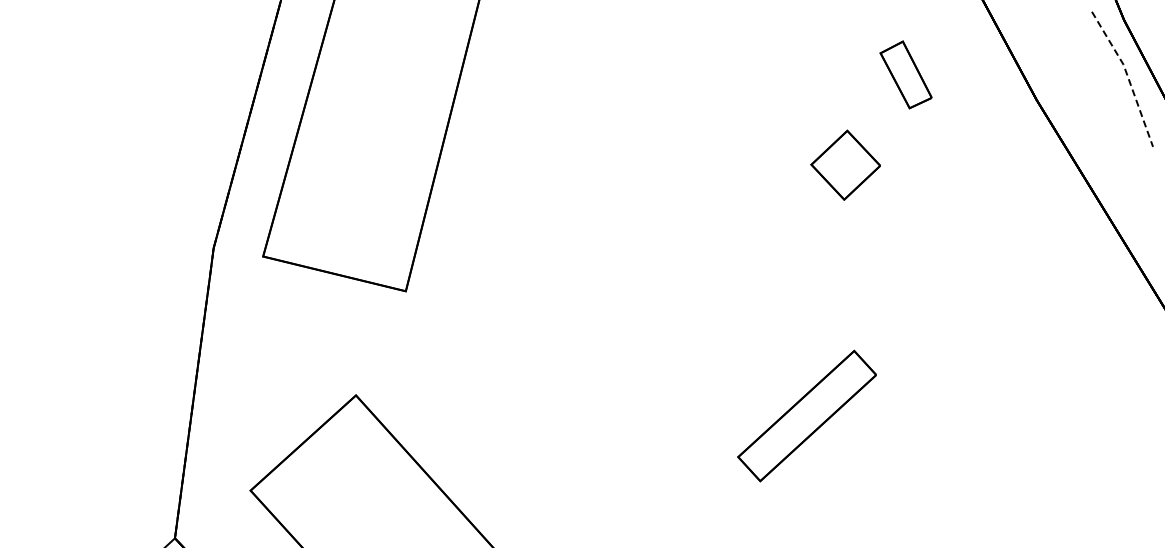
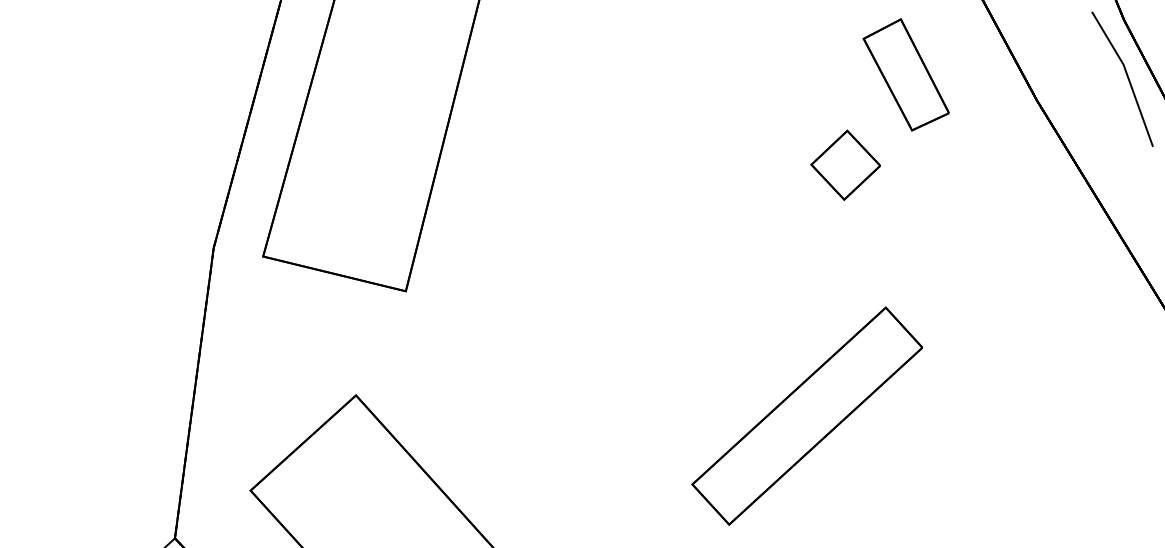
part size: 54x70 px -> 88x114 px (905, 74)
line: dashed -> solid (1127, 76)
part size: 140x134 px -> 232x220 px (806, 415)
